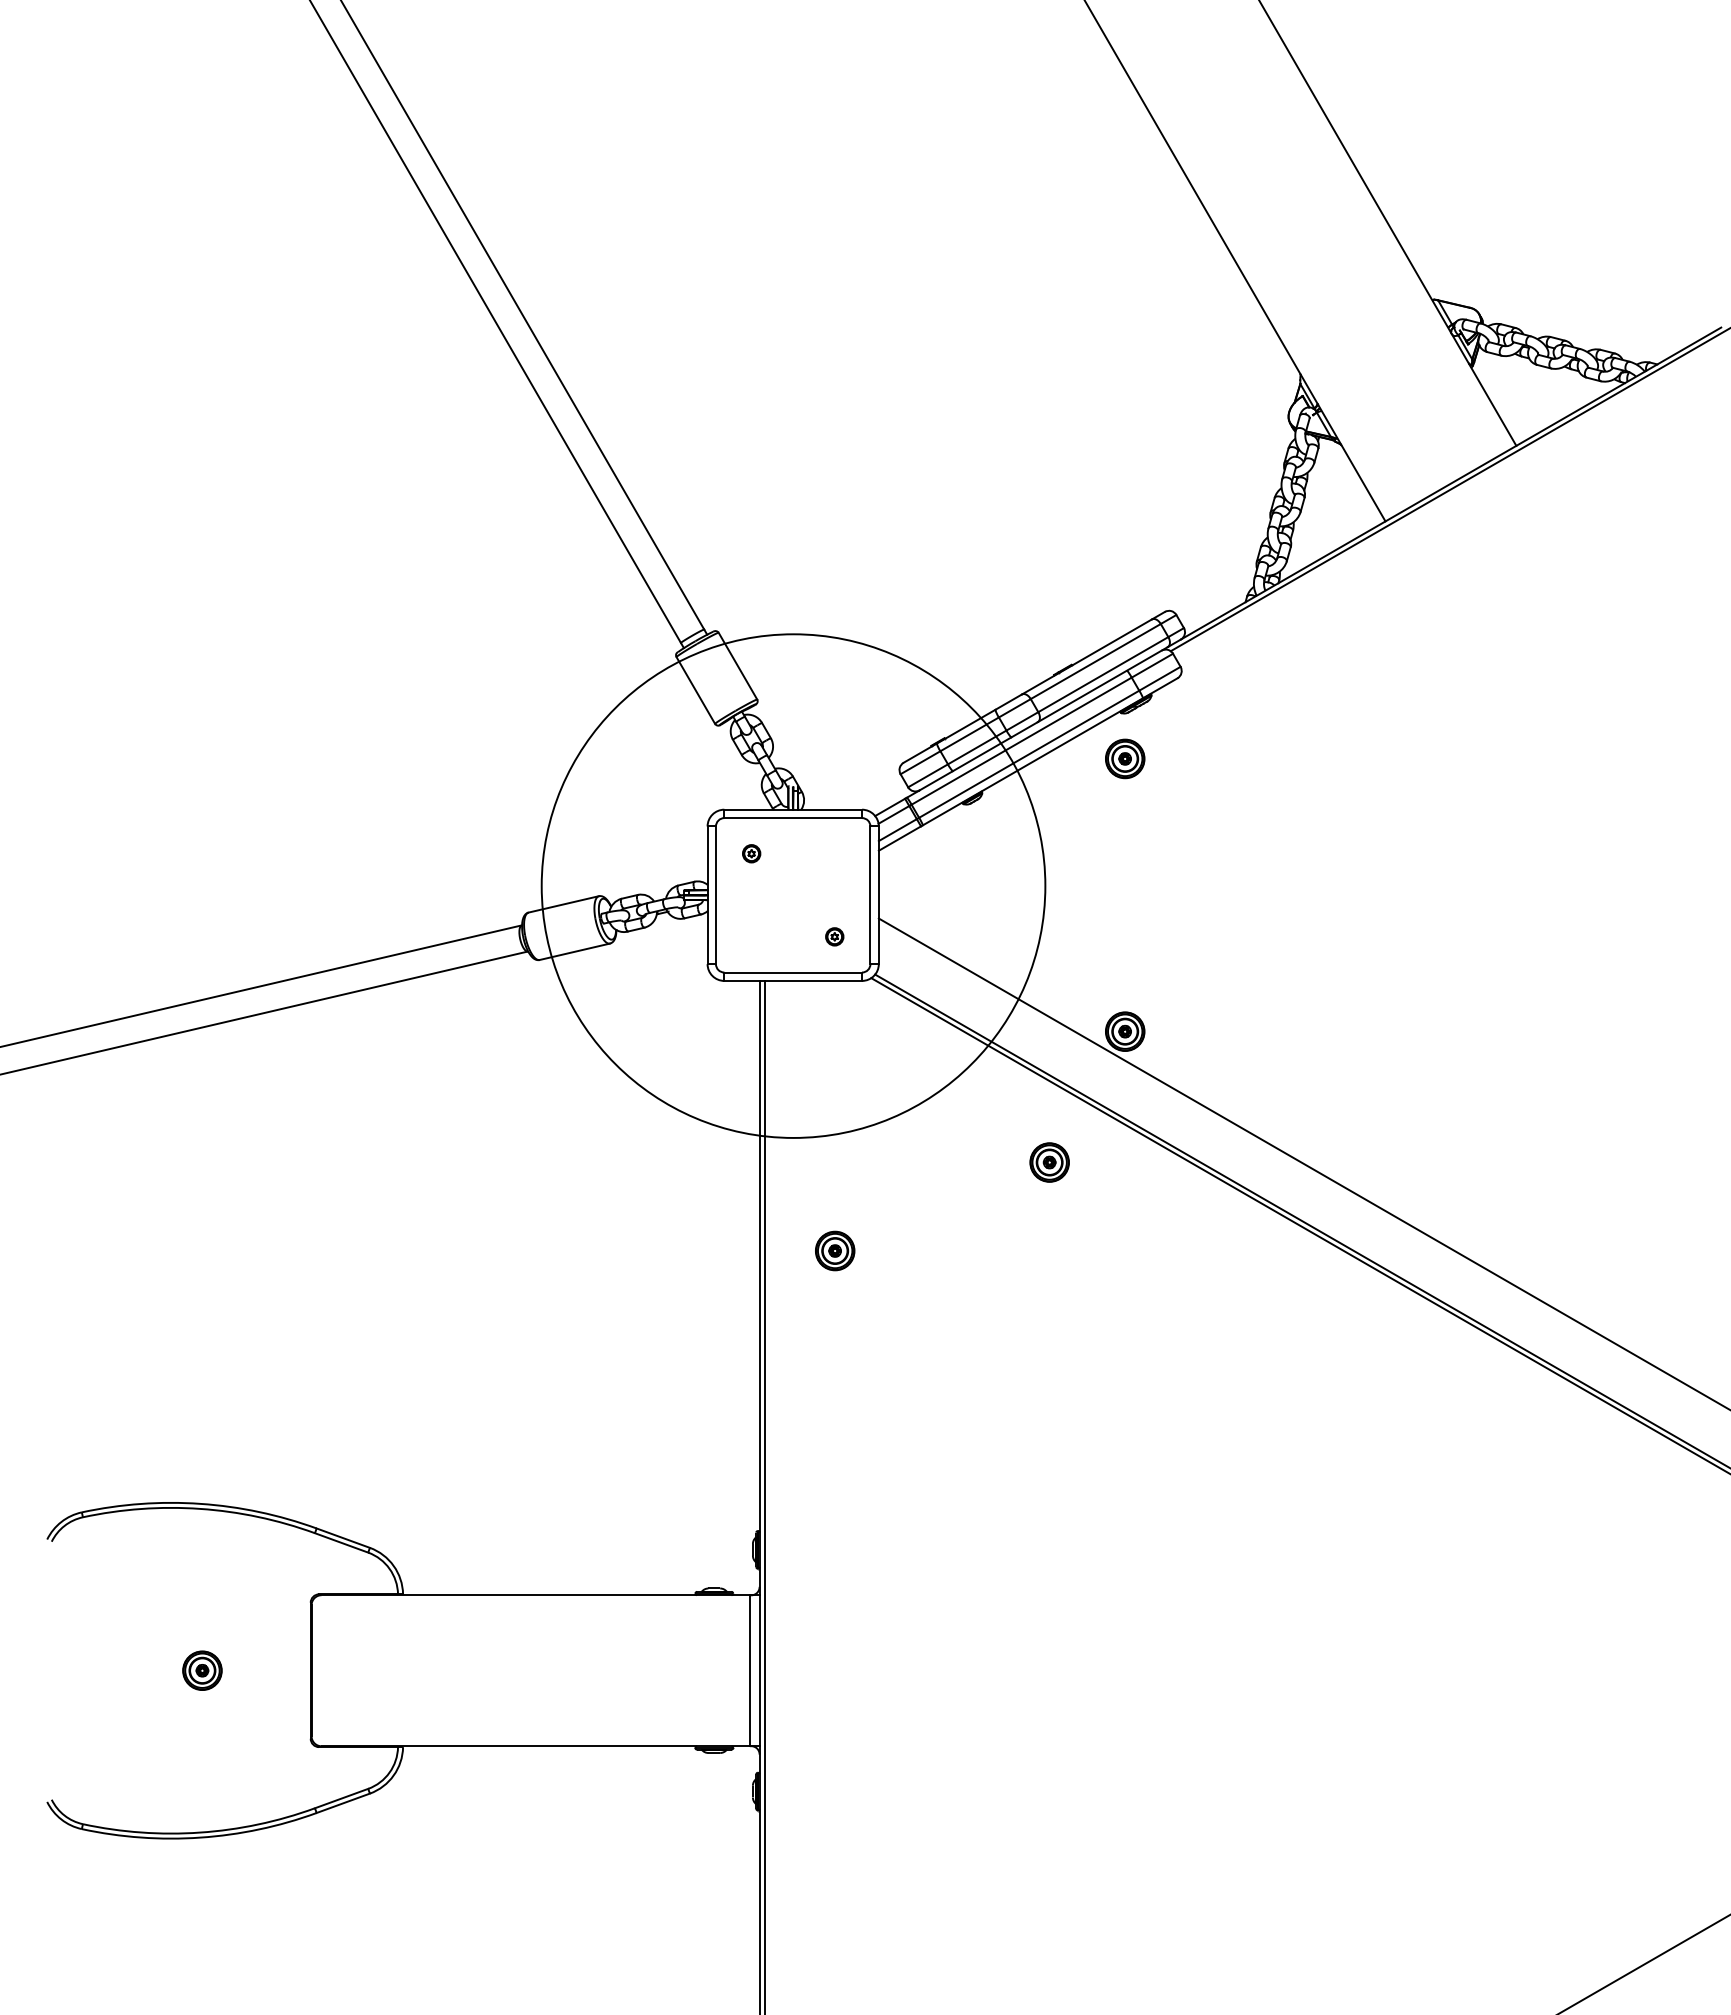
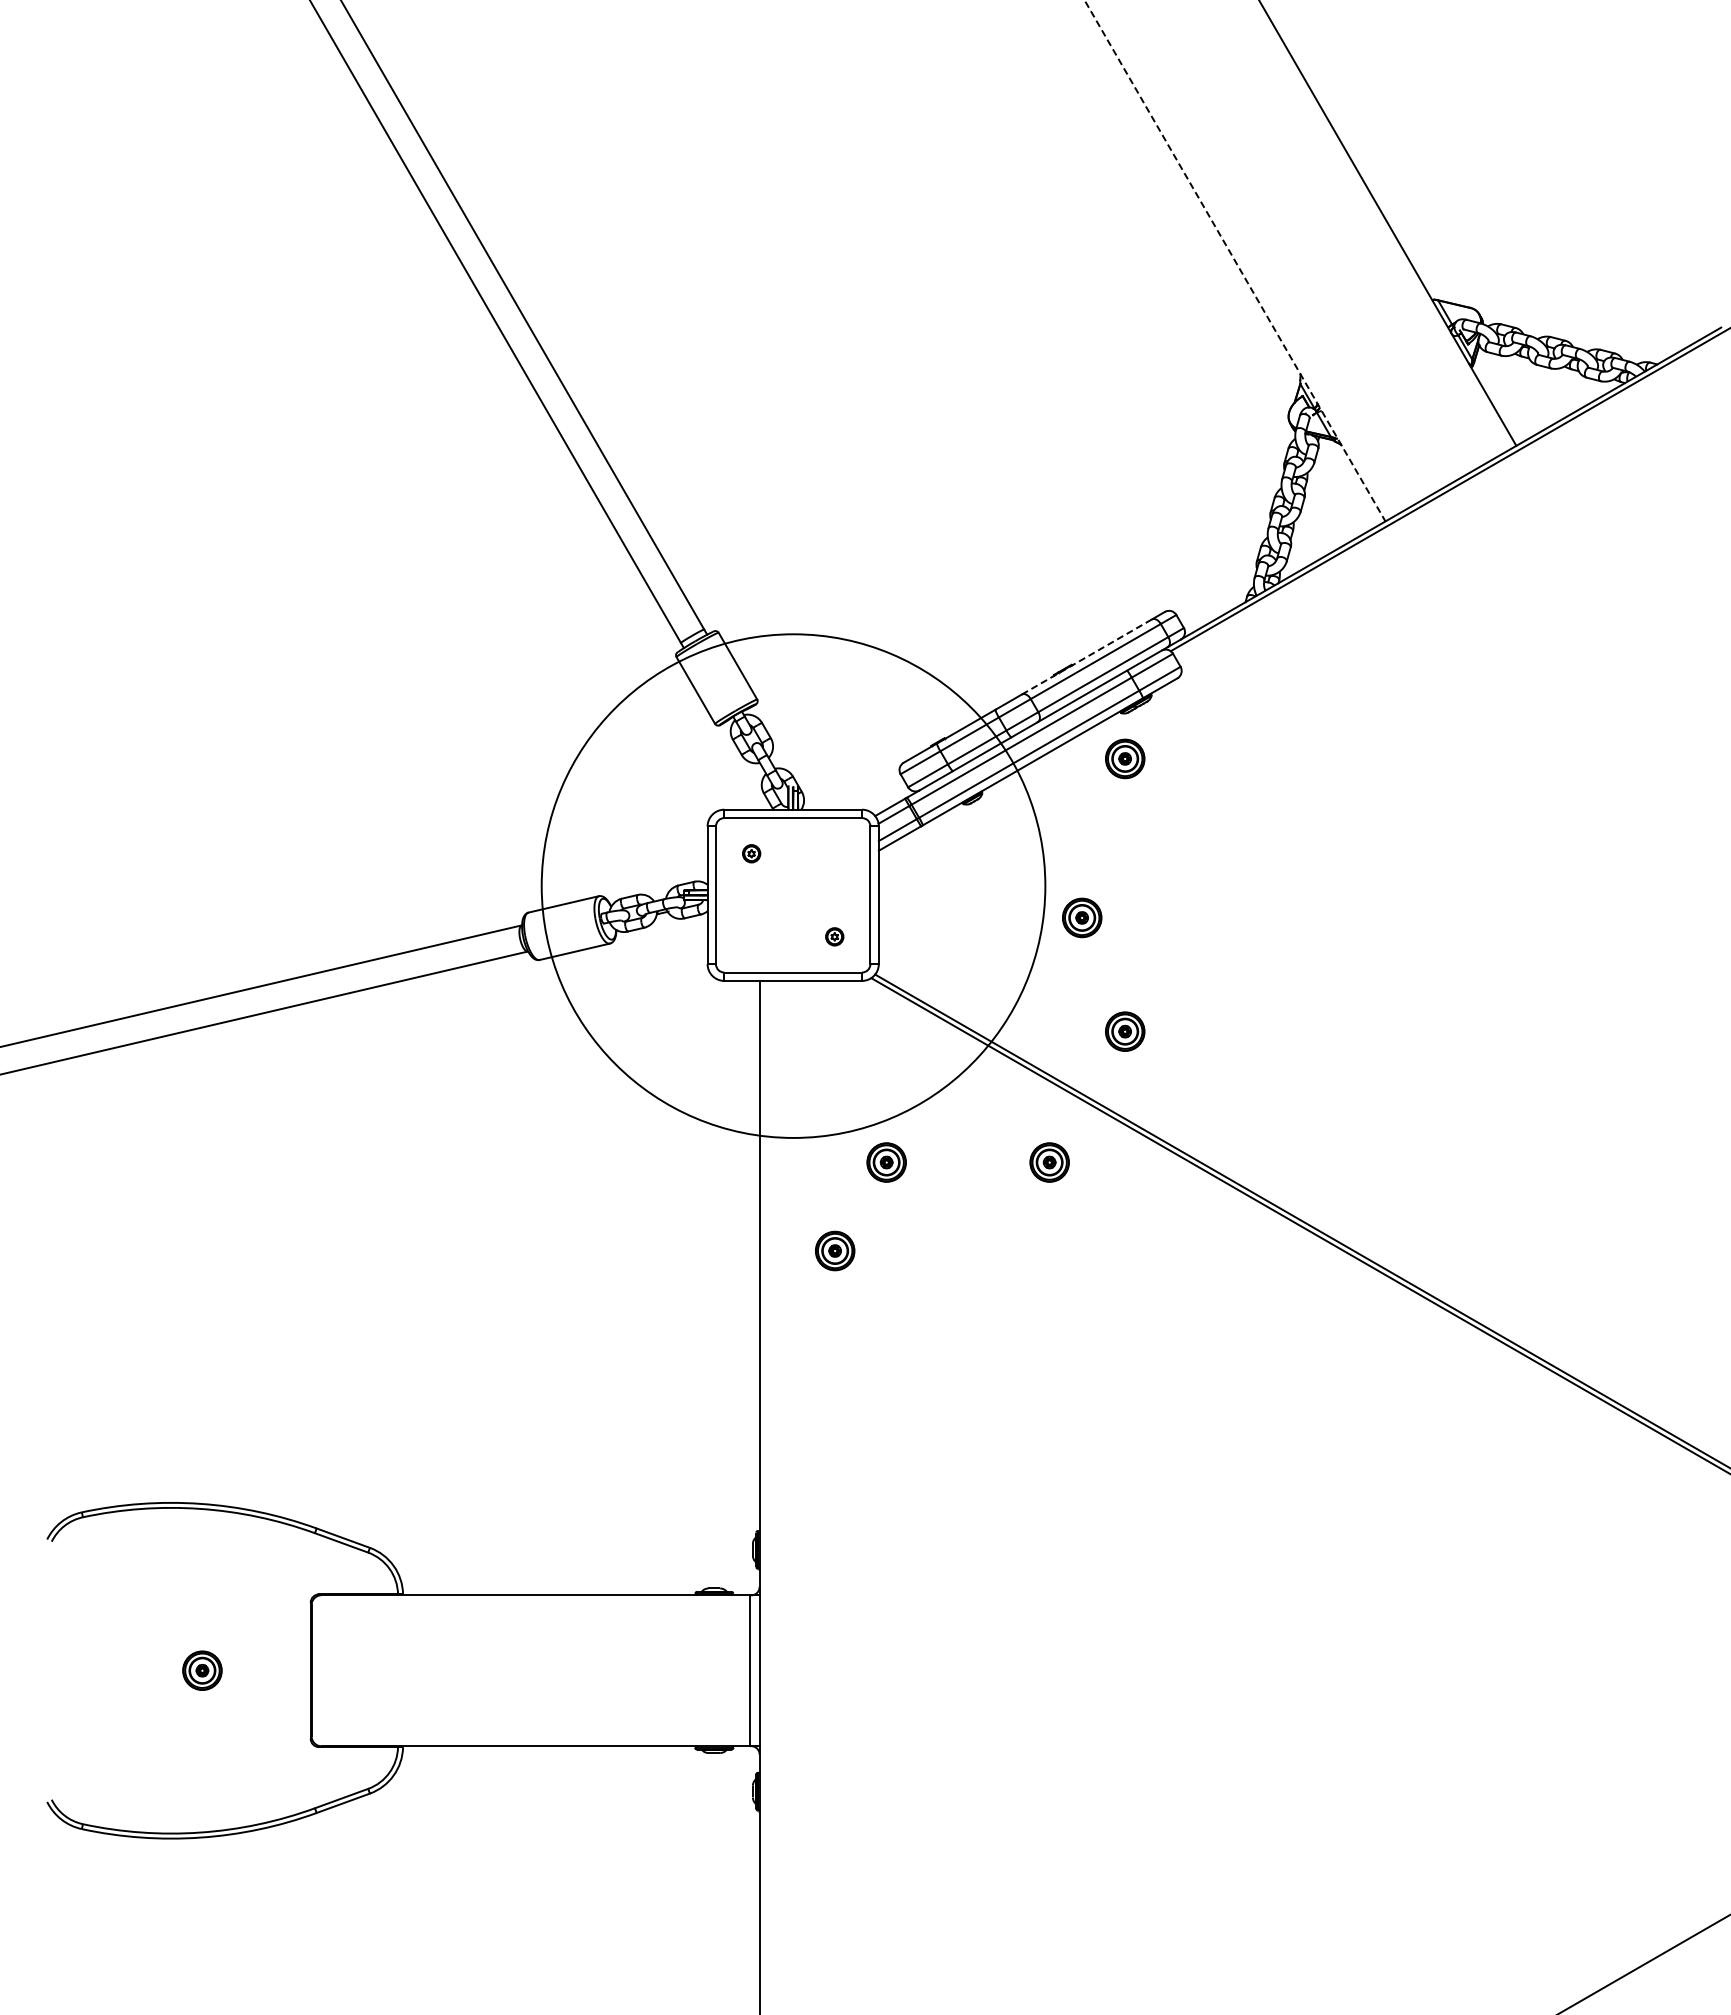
line: solid -> dashed (1235, 260)
line: solid -> dashed (1087, 656)
part: none -> present (1082, 917)
part: none -> present (886, 1162)
line: present -> none (1302, 1163)
line: present -> none (764, 1495)
